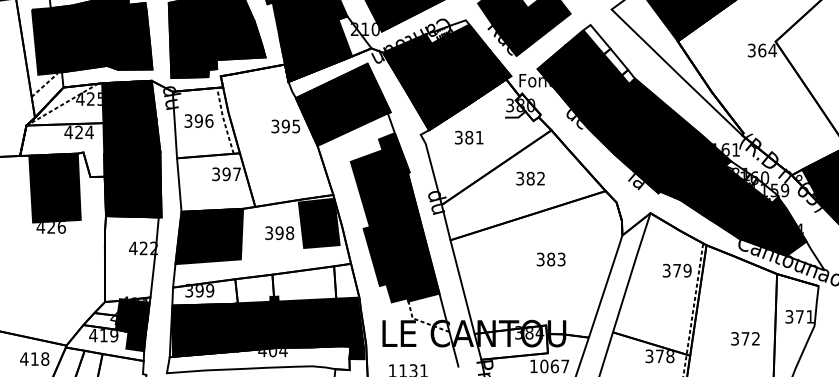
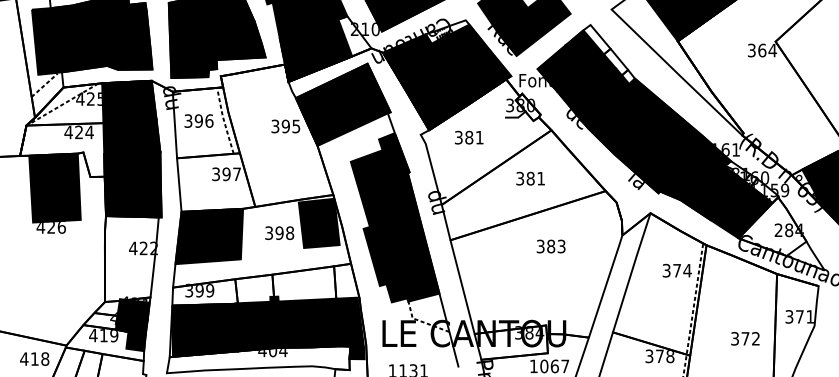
text: 382 -> 381 (540, 178)
fill: present -> none (772, 226)
text position: (550, 259) -> (550, 246) (550, 246)
text: 379 -> 374 (687, 270)
